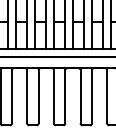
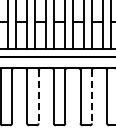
line: solid -> dashed (38, 96)
line: solid -> dashed (91, 96)
